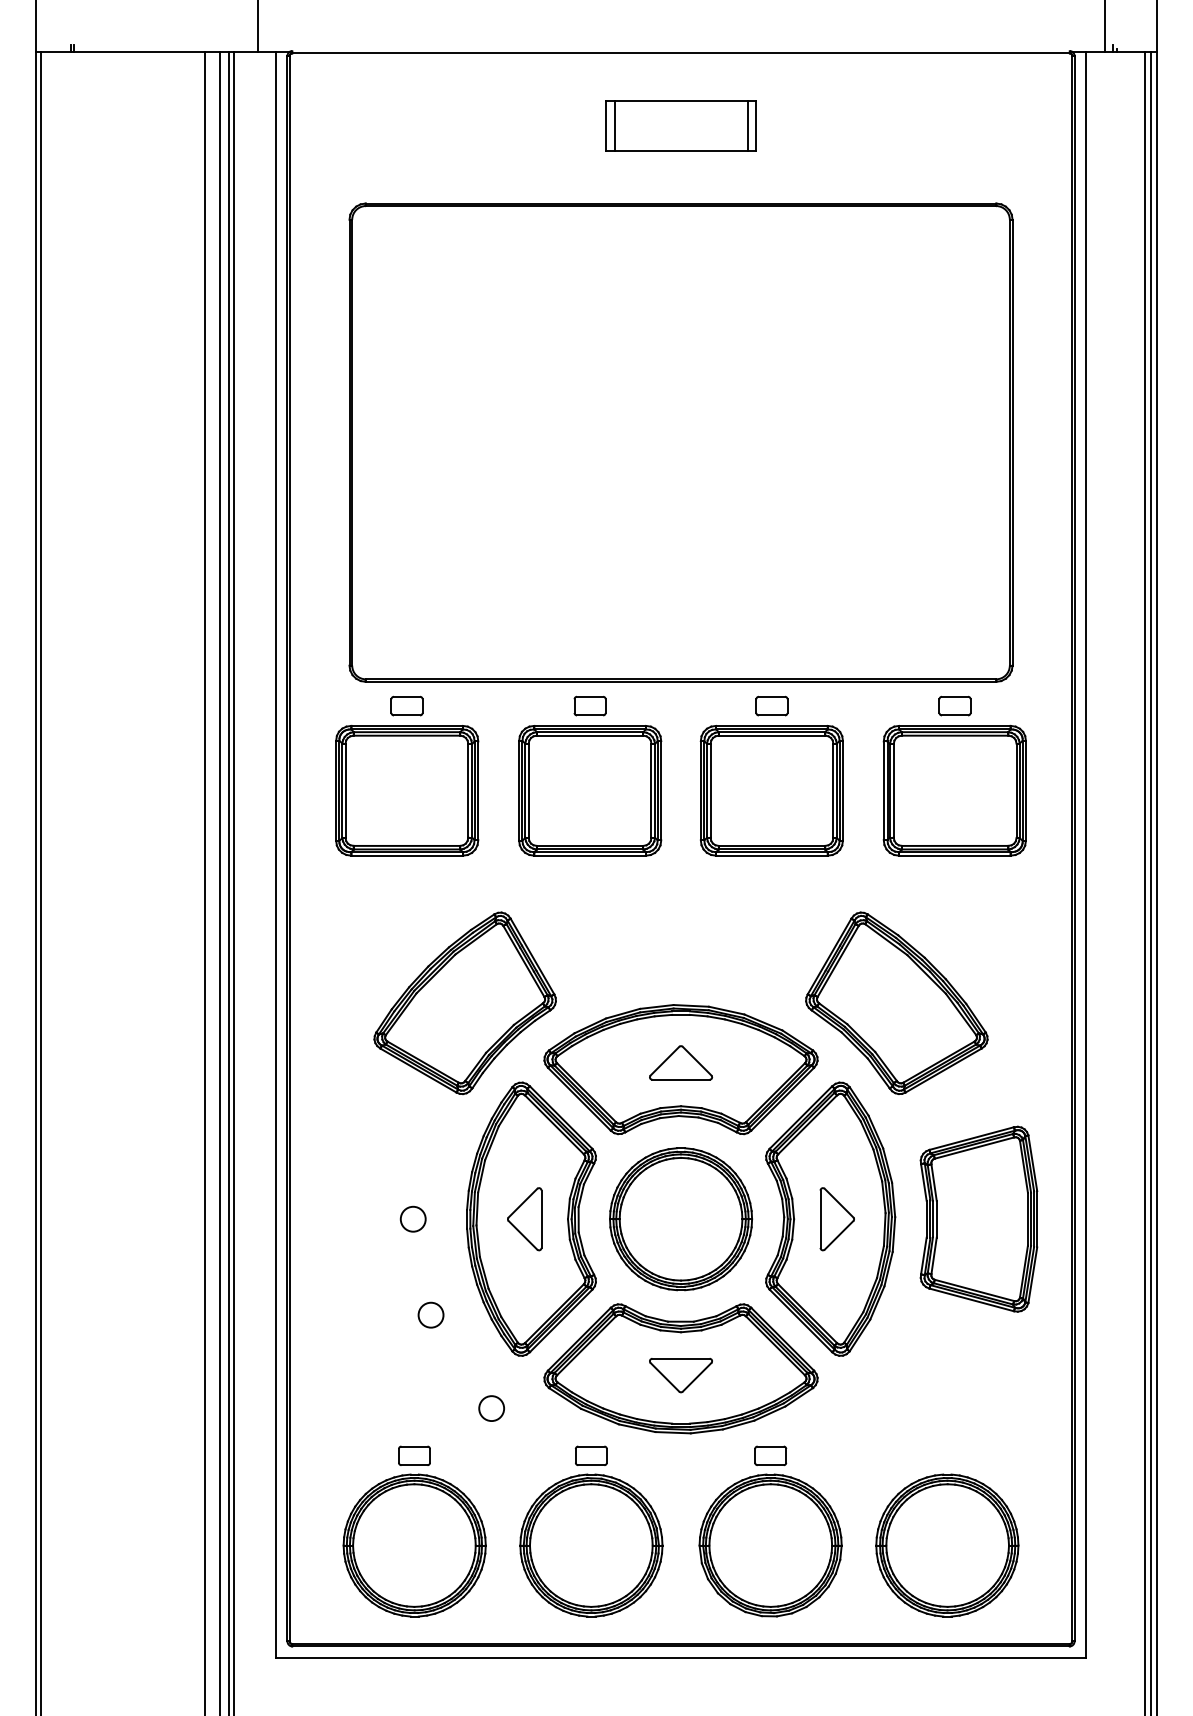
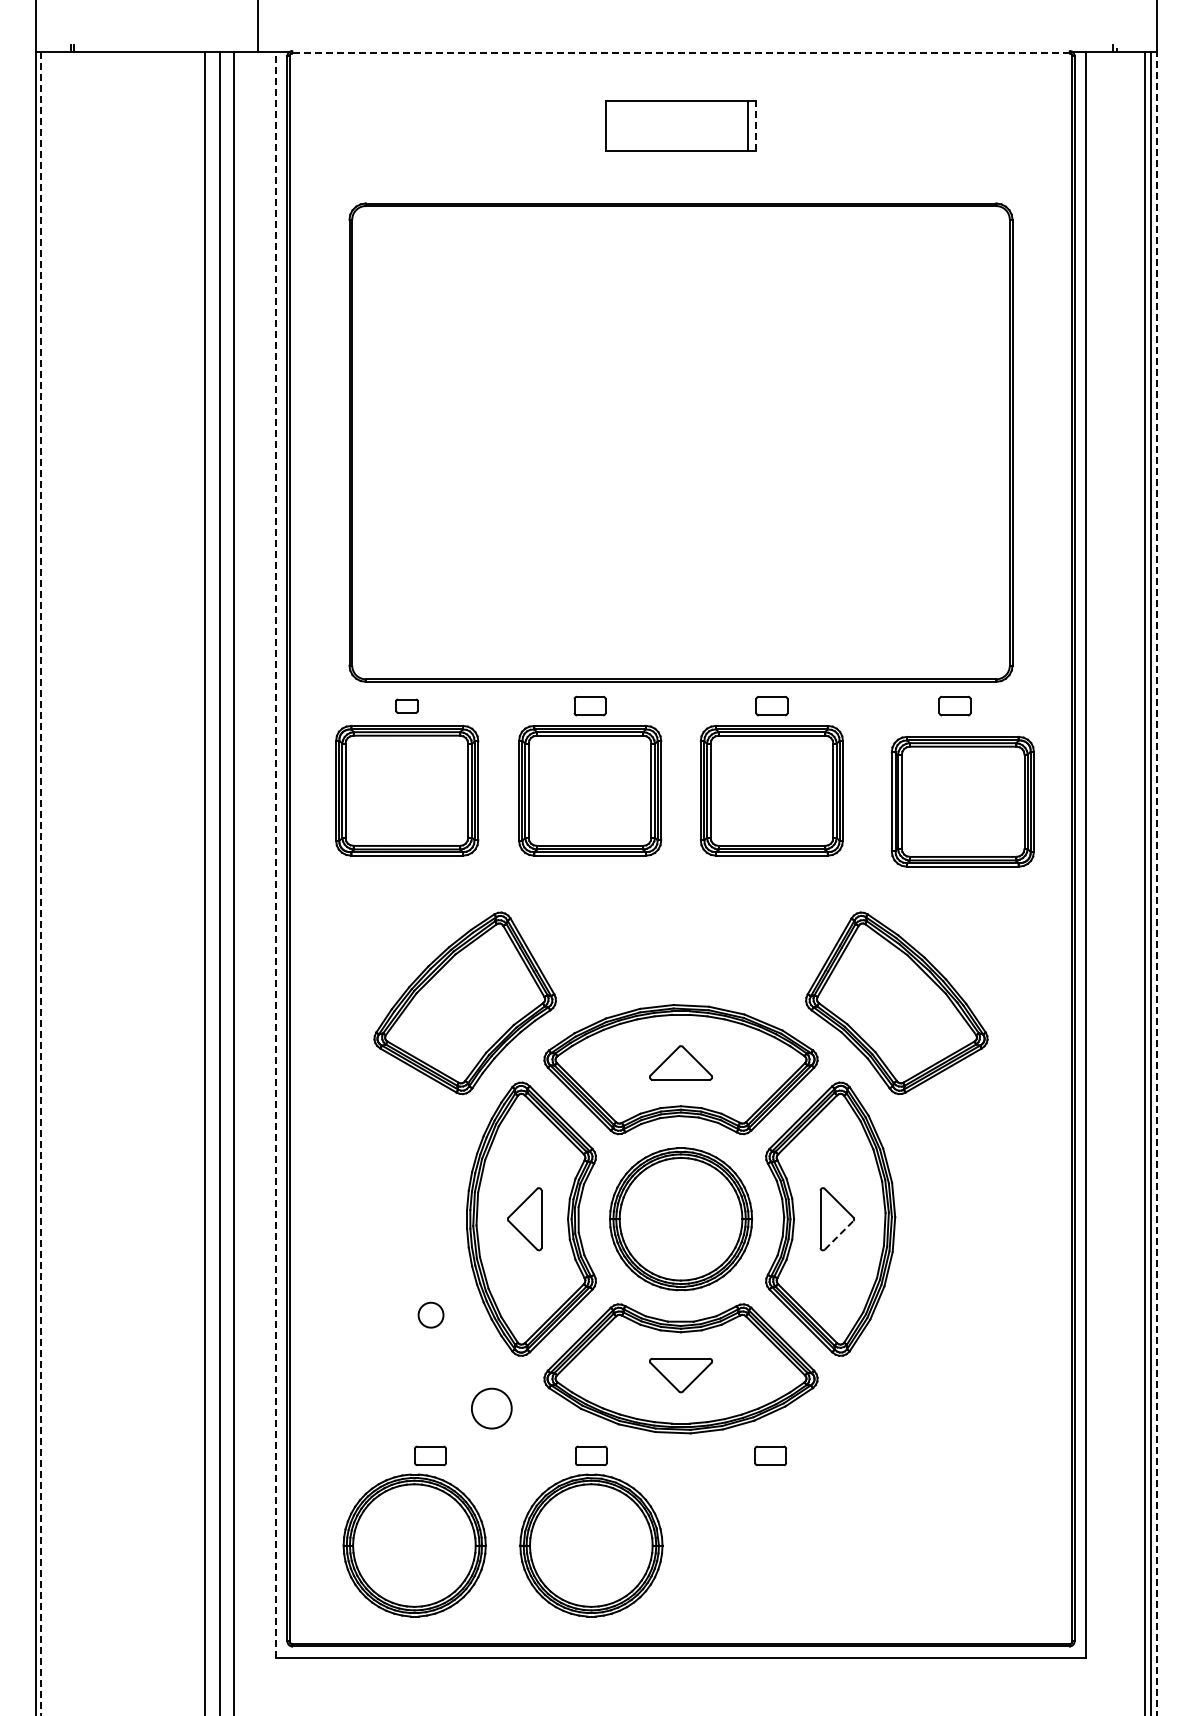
line: present -> none (1104, 26)
line: solid -> dashed (681, 53)
line: present -> none (614, 126)
line: solid -> dashed (755, 126)
part size: 34x22 px -> 24x16 px (406, 705)
part position: (954, 790) -> (962, 801) (962, 801)
line: solid -> dashed (276, 854)
line: present -> none (228, 881)
line: solid -> dashed (41, 883)
line: solid -> dashed (1157, 883)
circle: present -> none (412, 1218)
part: present -> none (978, 1218)
line: solid -> dashed (839, 1235)
circle size: 27x27 px -> 42x43 px (491, 1408)
part position: (414, 1455) -> (430, 1455) (430, 1455)
part: present -> none (770, 1545)
part: present -> none (947, 1545)
